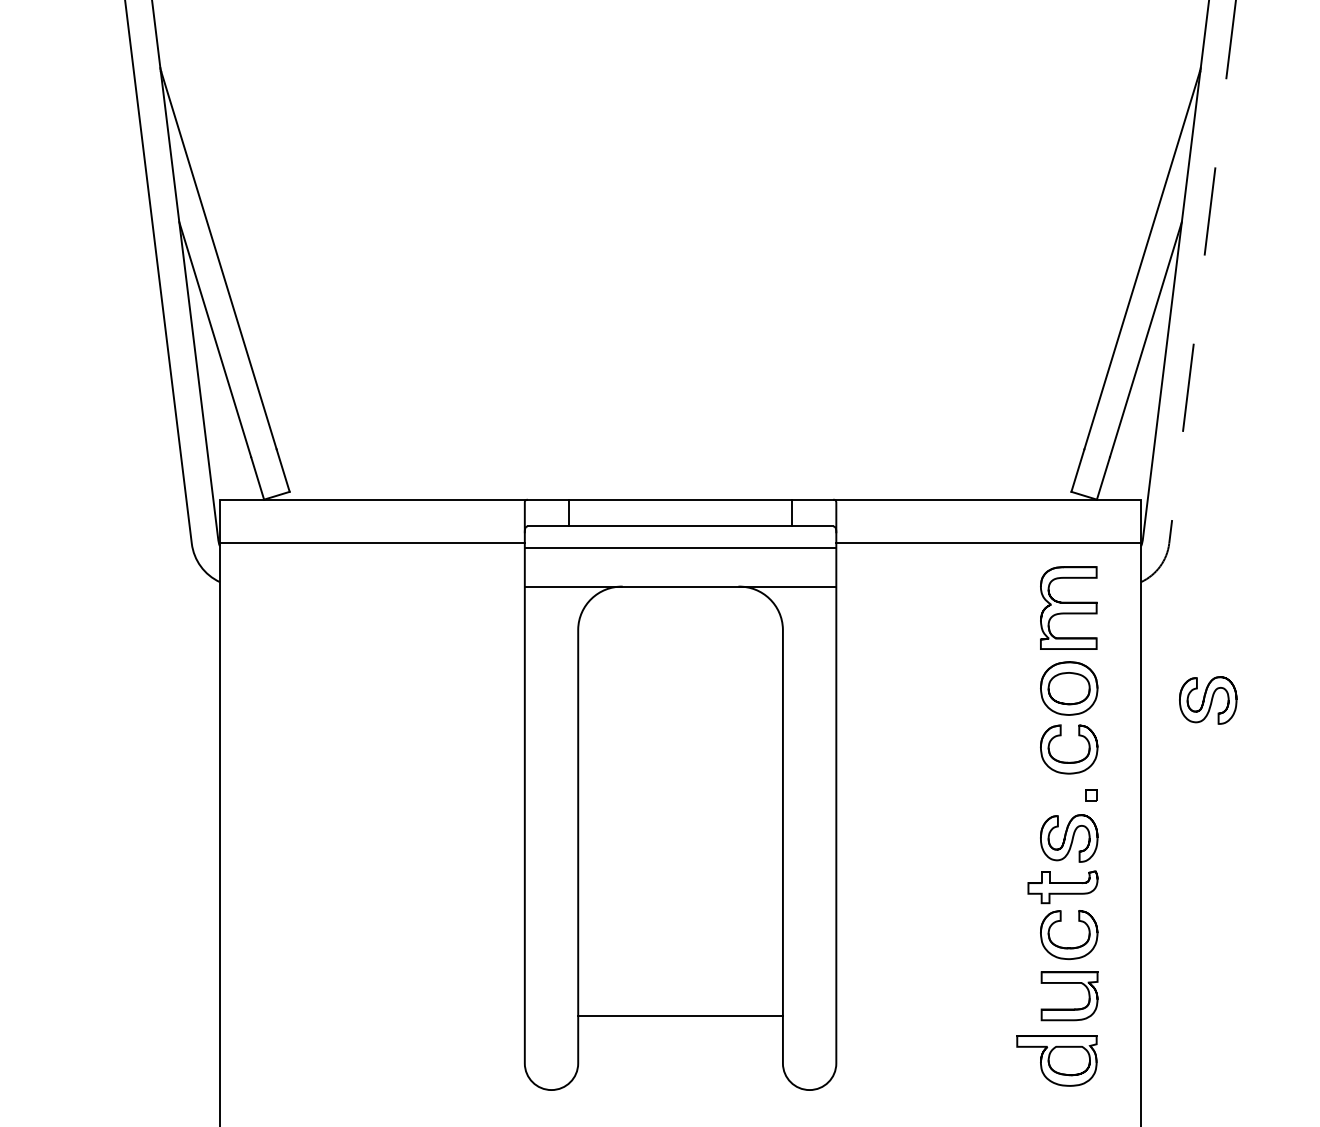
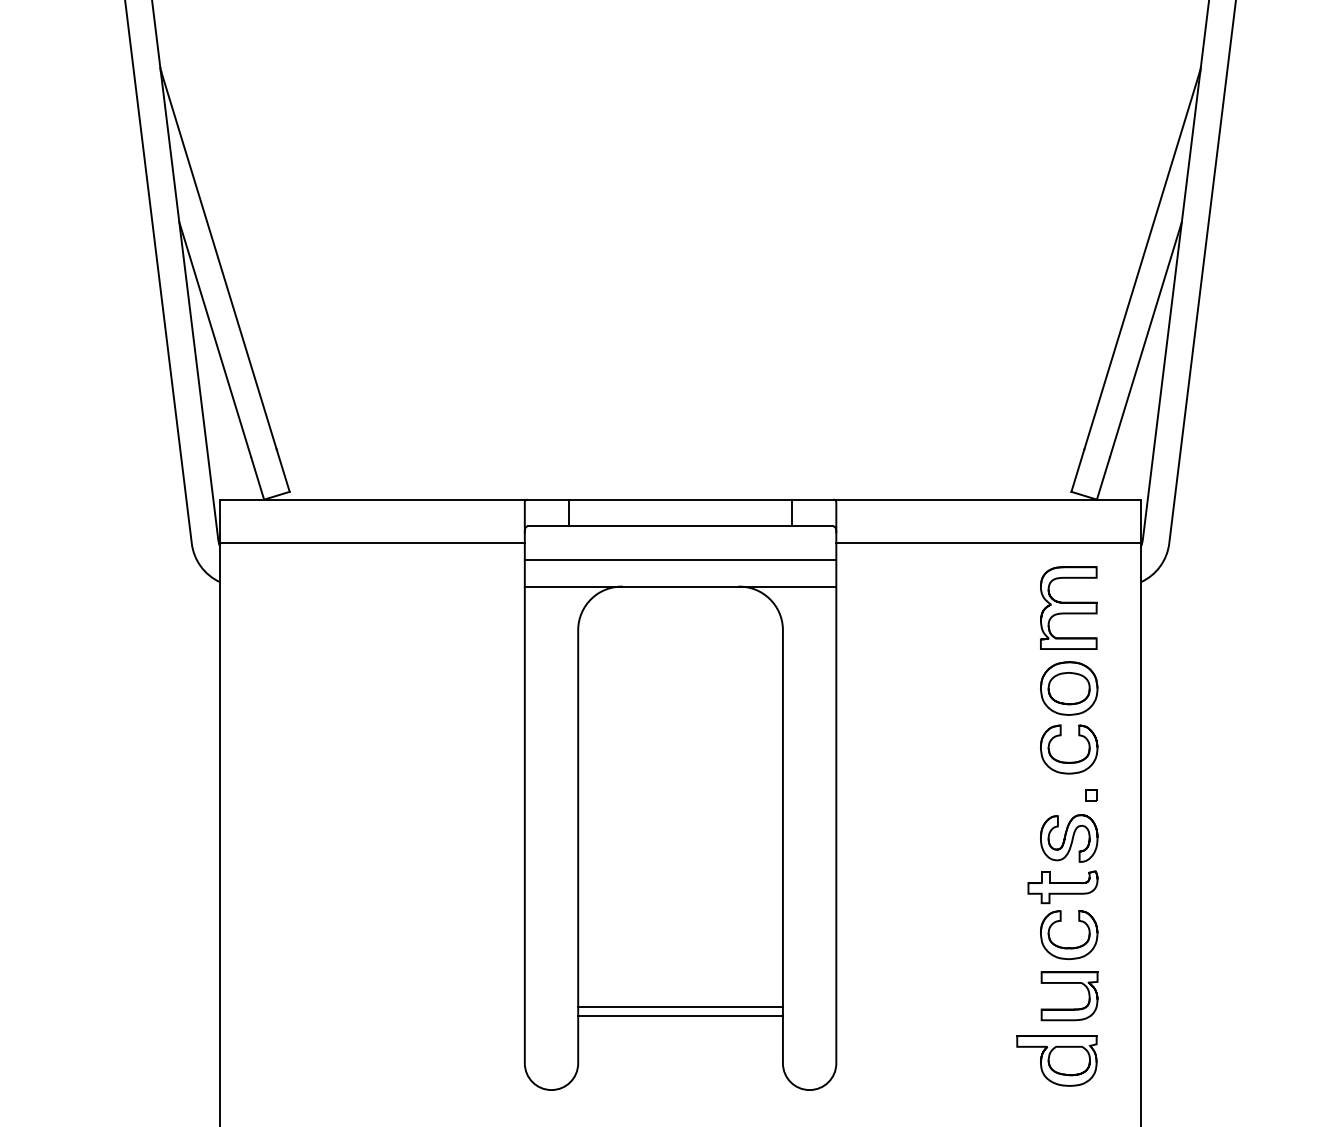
line: dashed -> solid (1198, 303)
line position: (680, 547) -> (680, 559) (680, 559)
part: present -> none (1208, 700)
line: none -> present (680, 1006)
